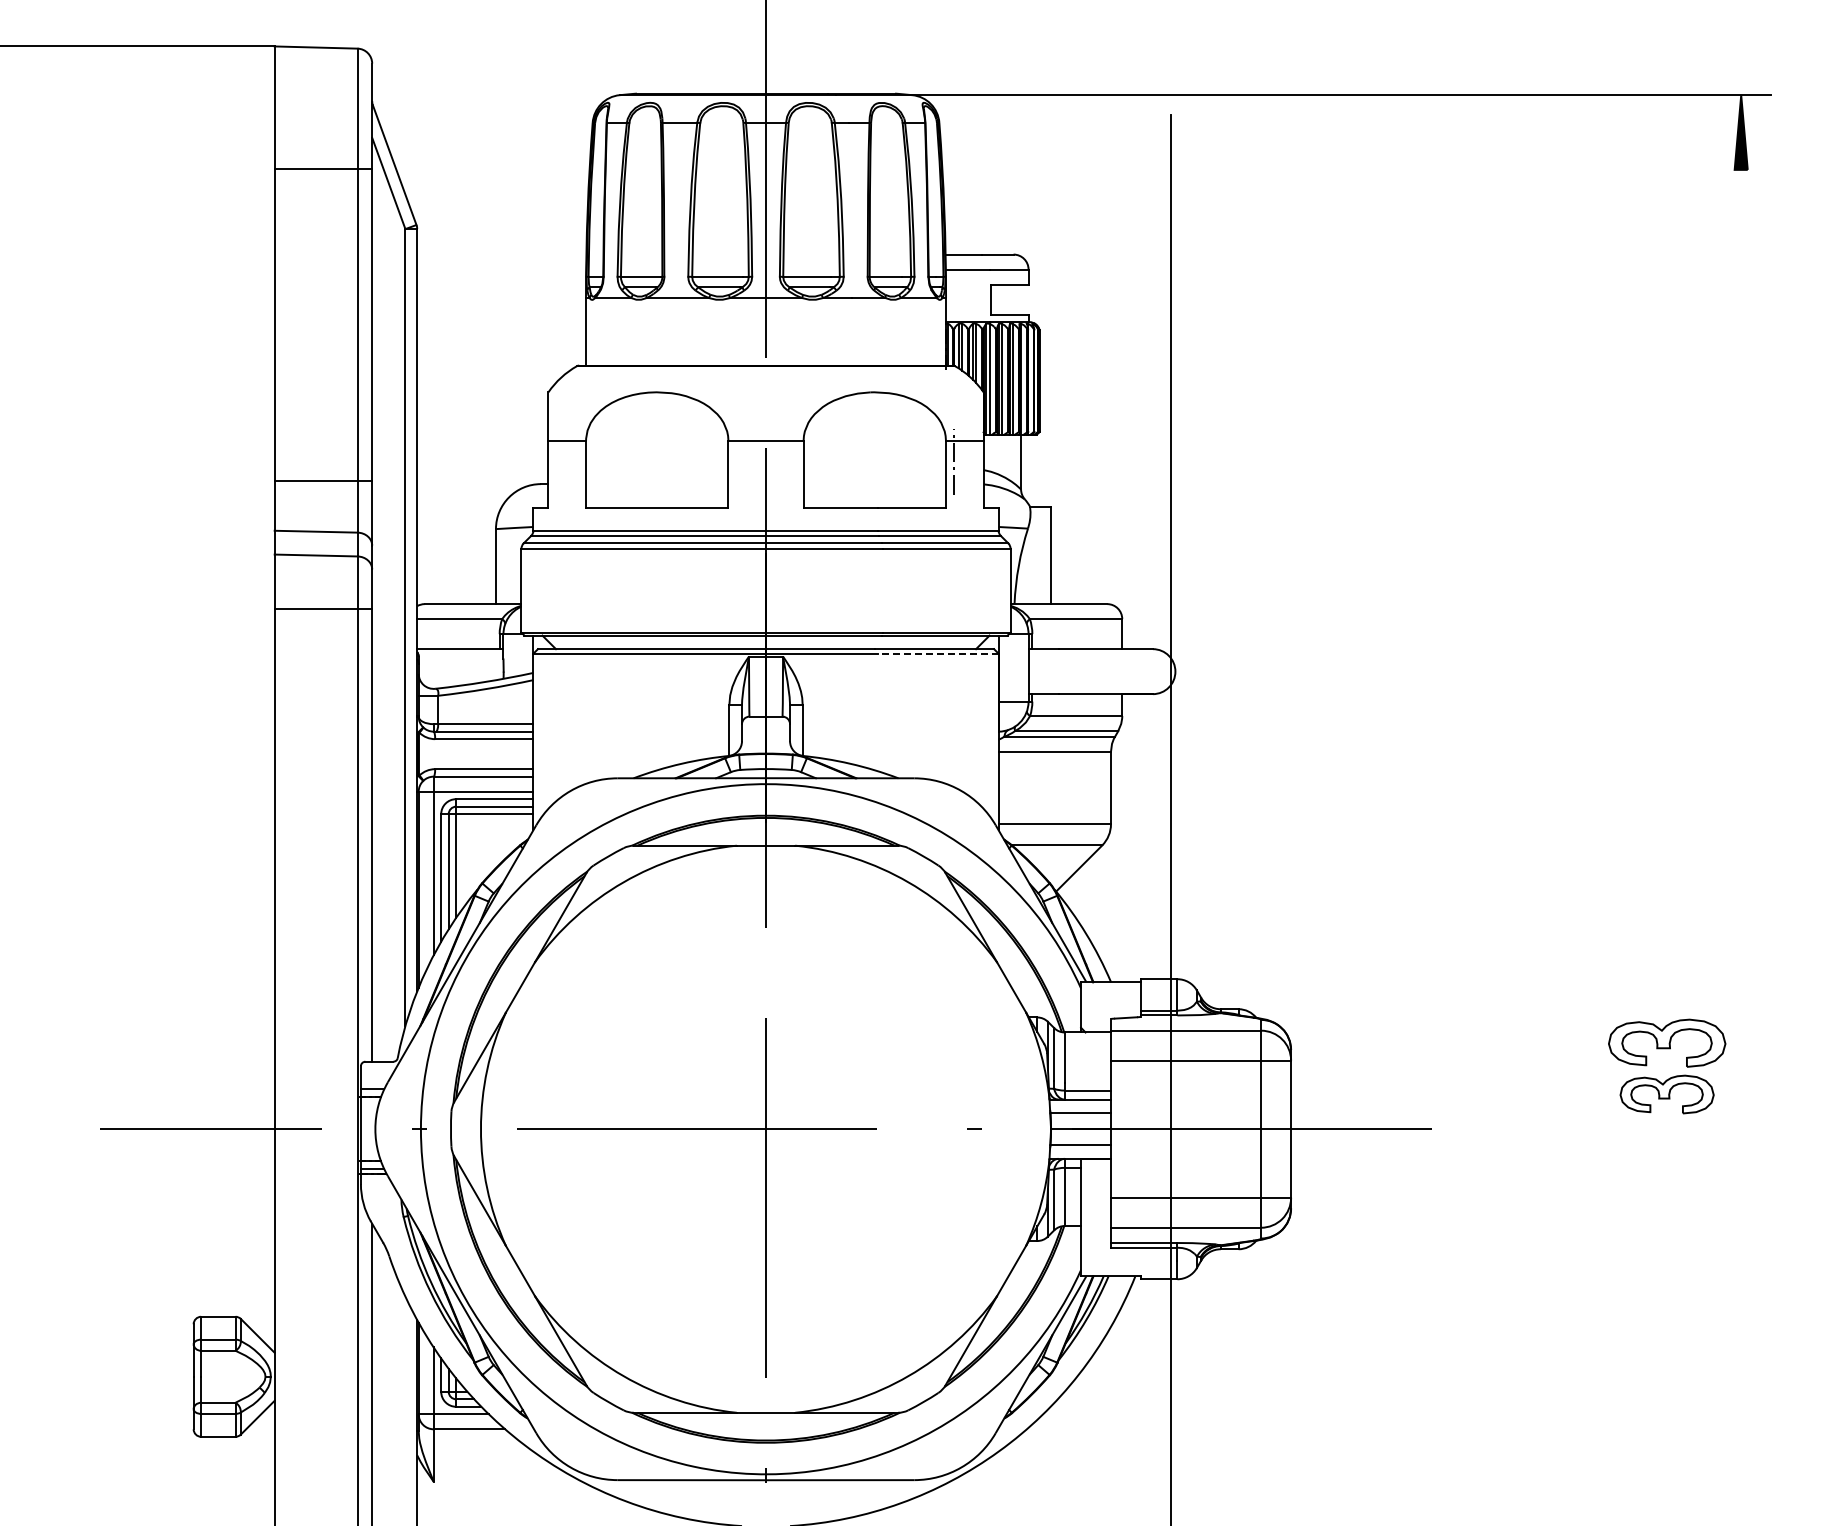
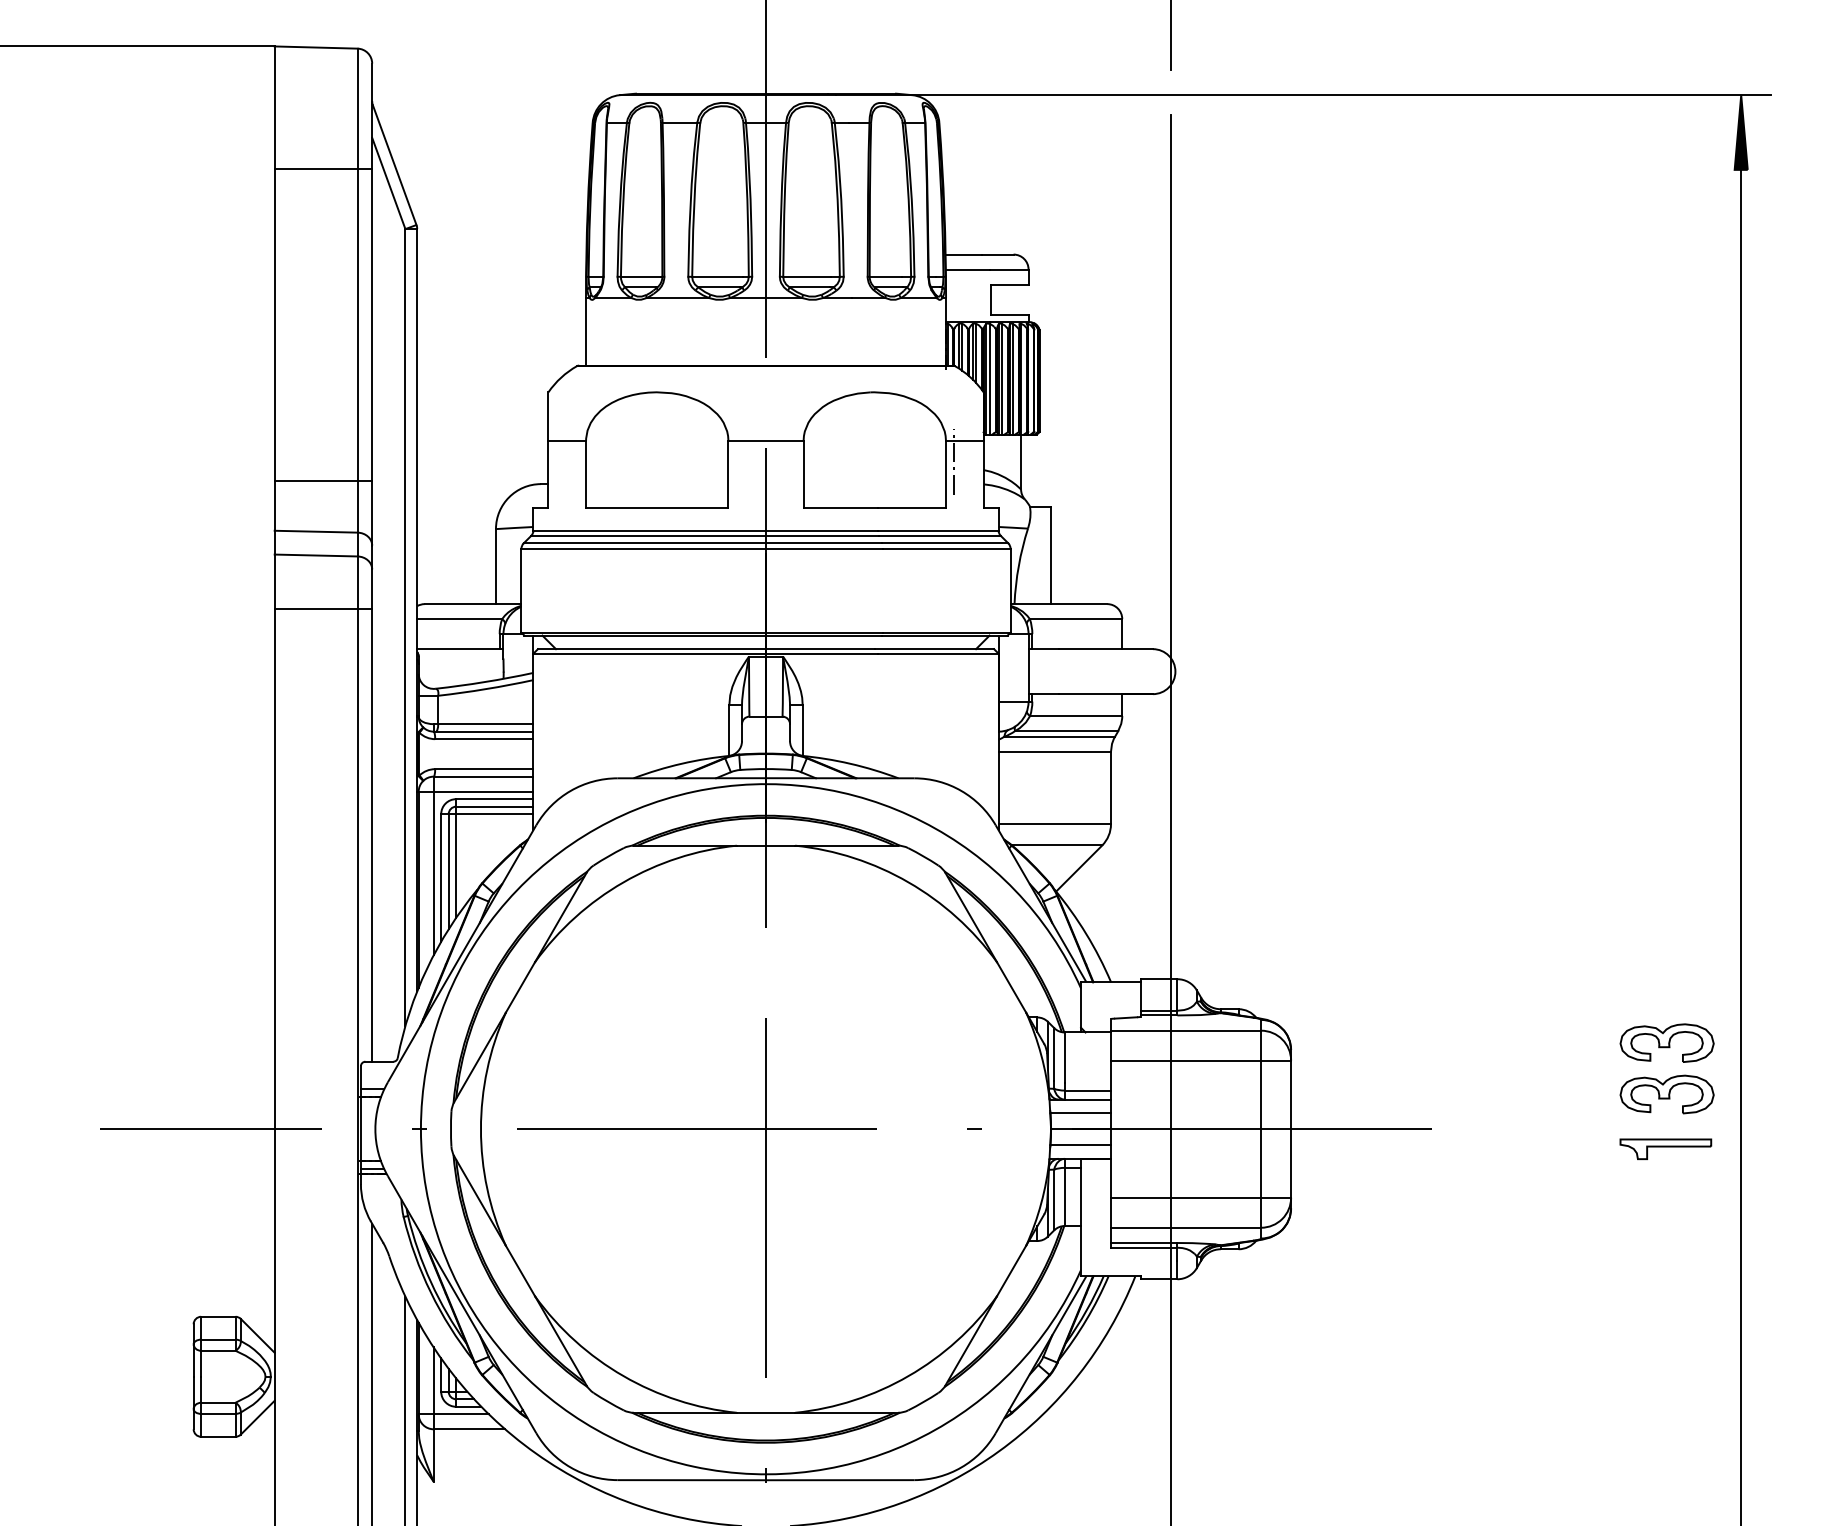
line: none -> present (1171, 36)
line: dashed -> solid (938, 653)
line: none -> present (1741, 845)
part size: 119x50 px -> 96x40 px (1666, 1042)
part: none -> present (1665, 1148)
line: none -> present (405, 1409)
